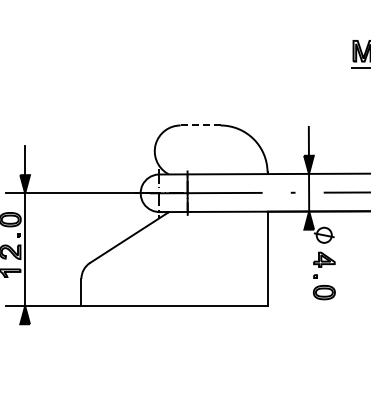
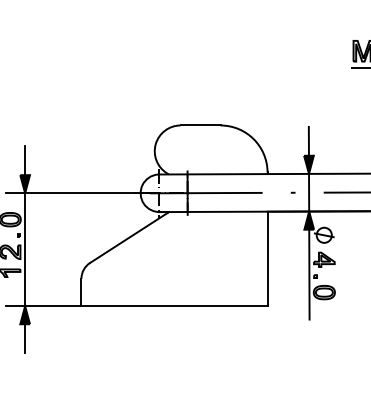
line: dashed -> solid (200, 125)
line: none -> present (309, 274)
line: none -> present (25, 338)
